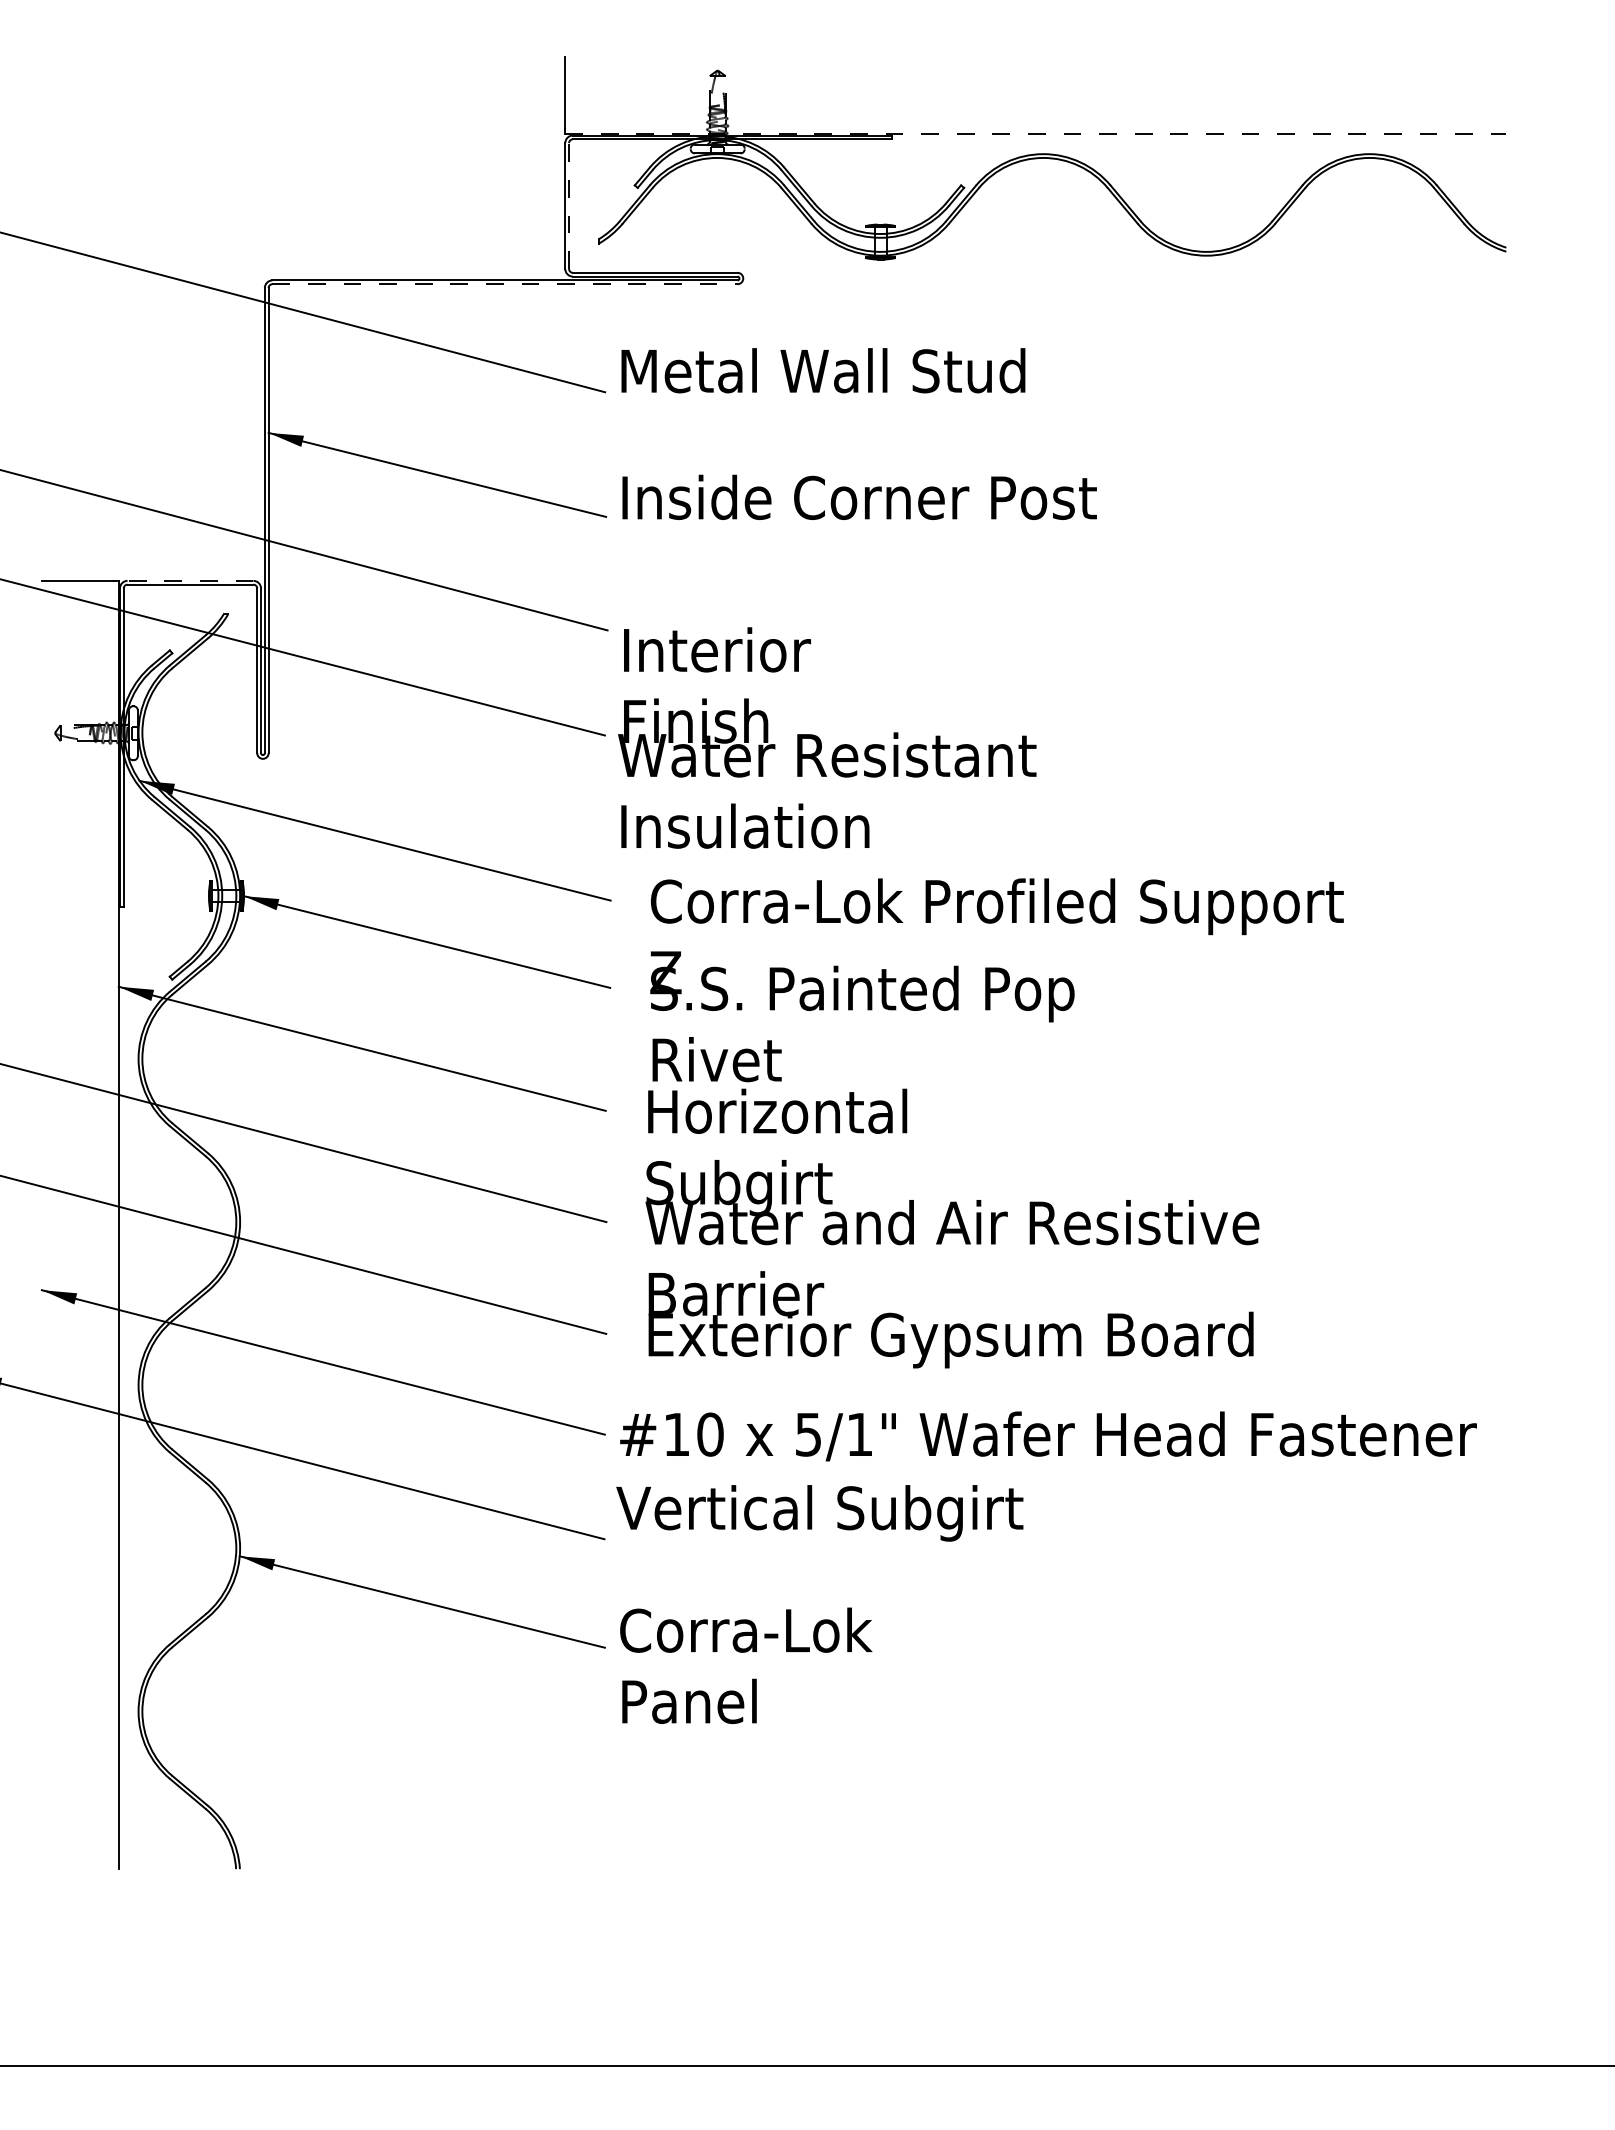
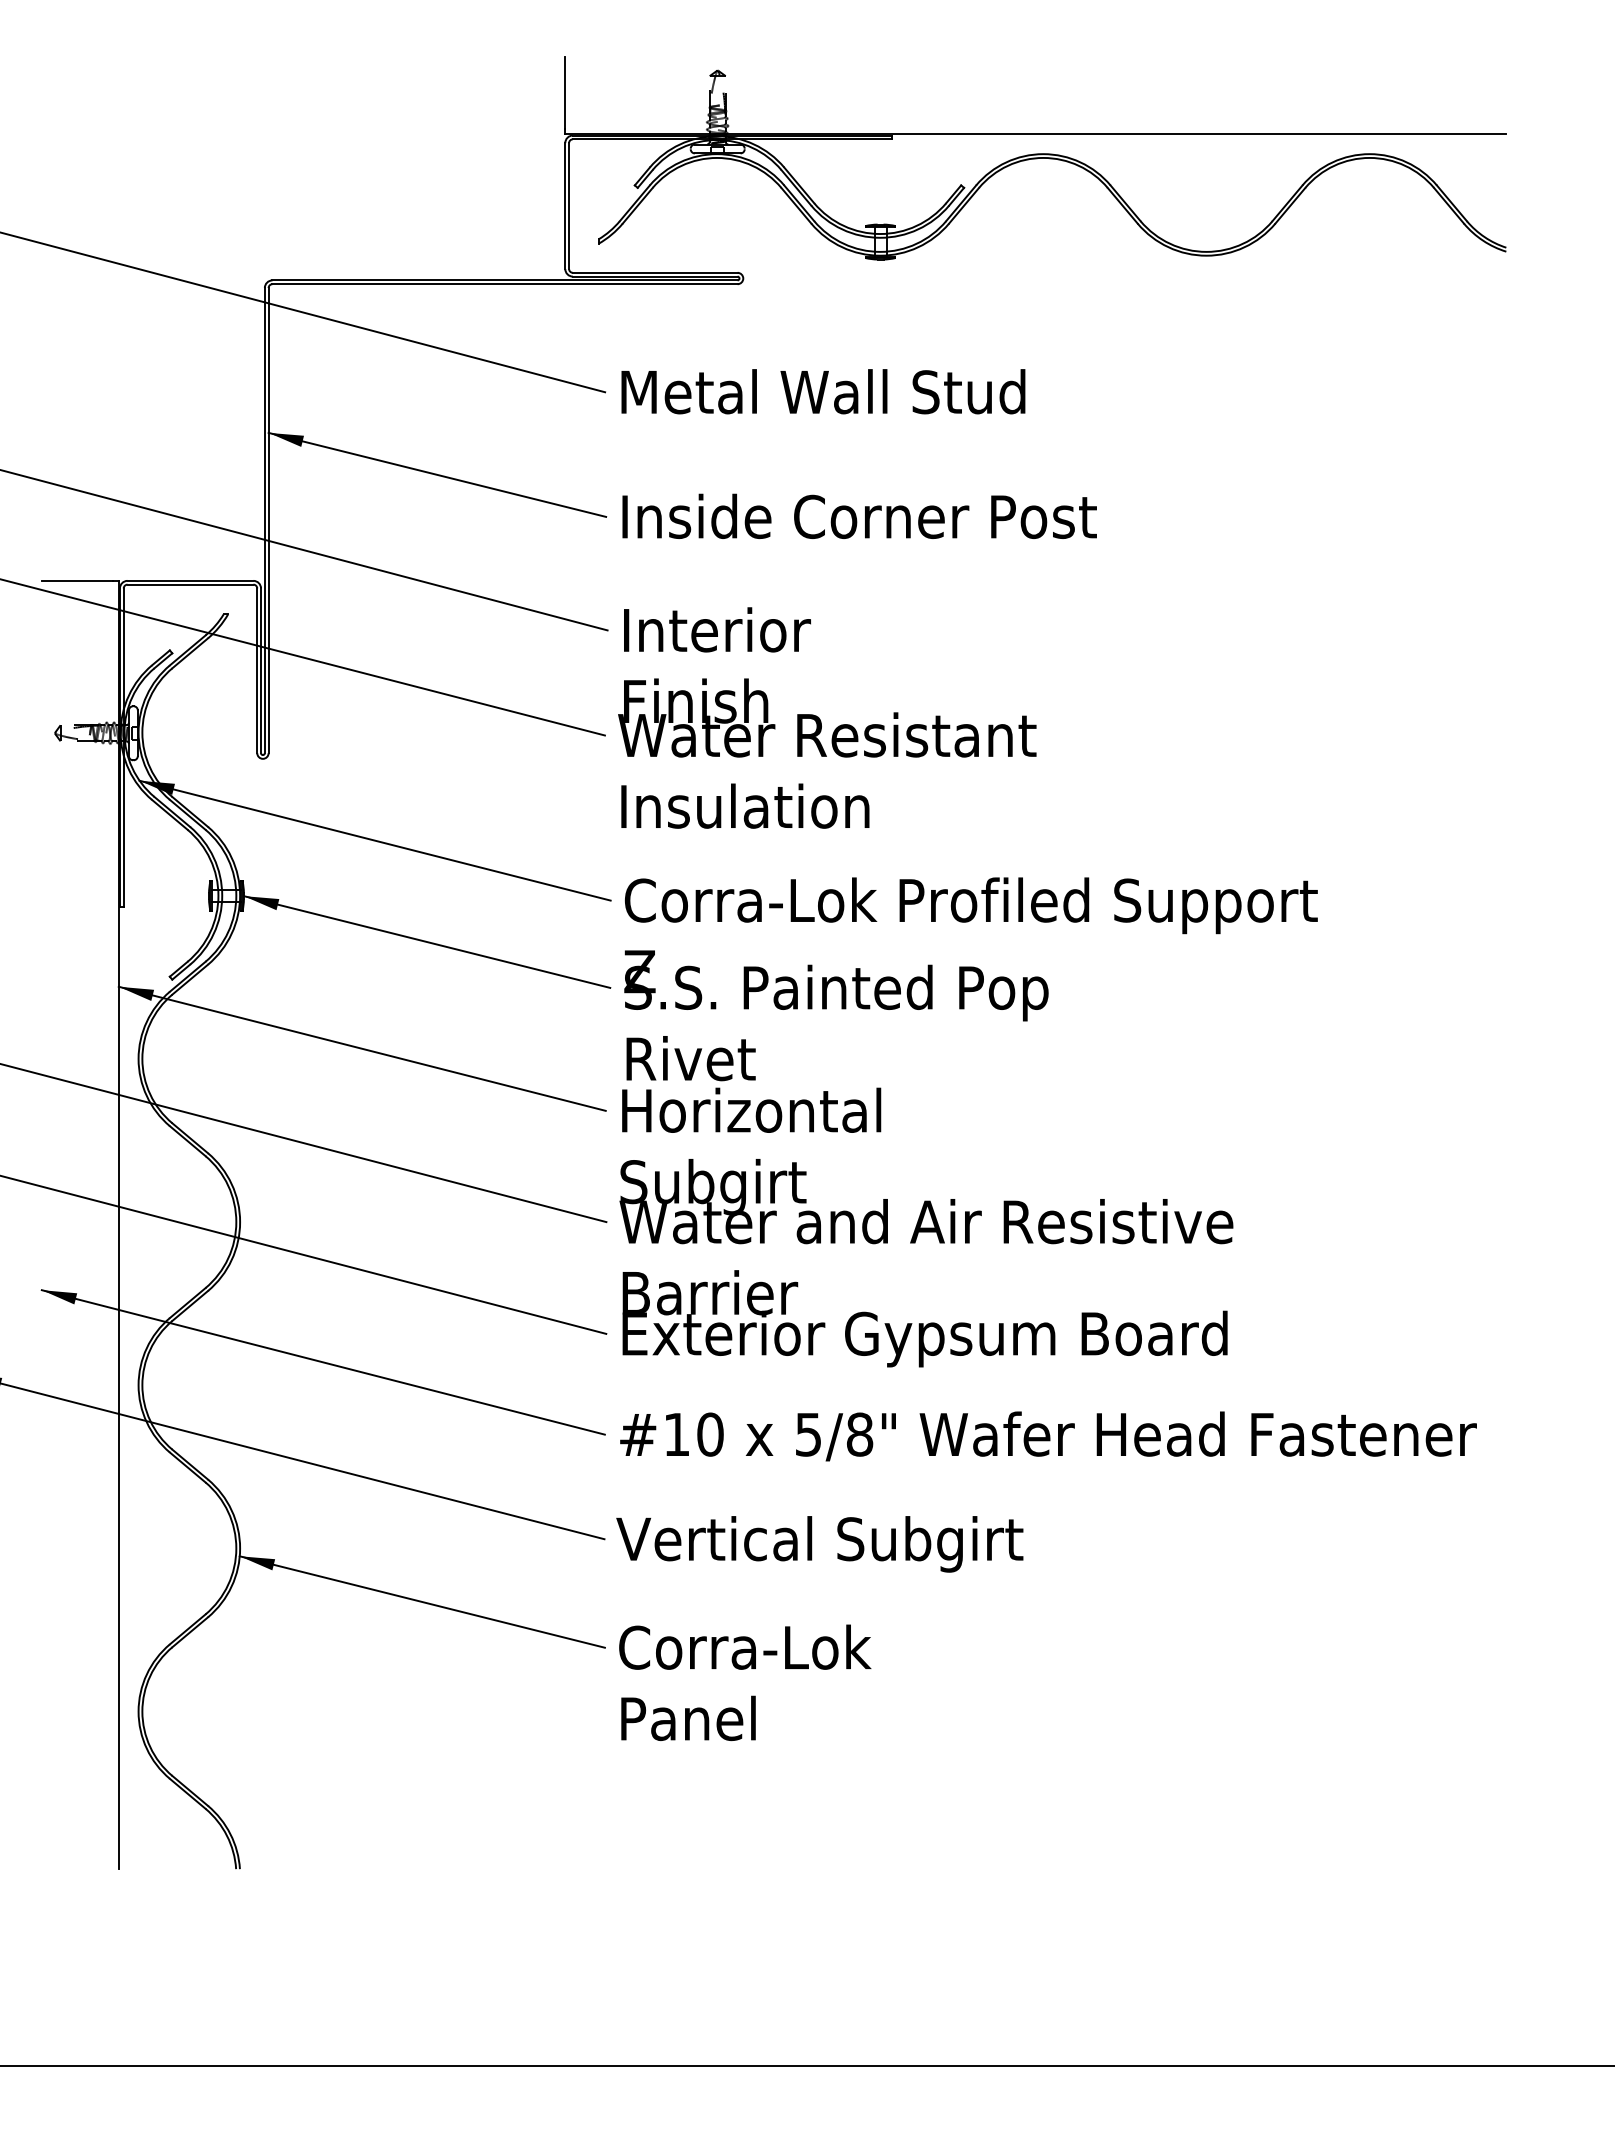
line: dashed -> solid (1035, 134)
line: dashed -> solid (569, 206)
line: dashed -> solid (505, 284)
text position: (823, 370) -> (823, 391) (823, 391)
text position: (859, 496) -> (859, 515) (859, 515)
line: dashed -> solid (190, 580)
text position: (827, 737) -> (827, 717) (827, 717)
text position: (994, 1123) -> (968, 1122) (968, 1122)
text: 5/1" -> 5/8" (860, 1434)
text position: (819, 1513) -> (819, 1544) (819, 1544)
text position: (746, 1665) -> (745, 1682) (745, 1682)
